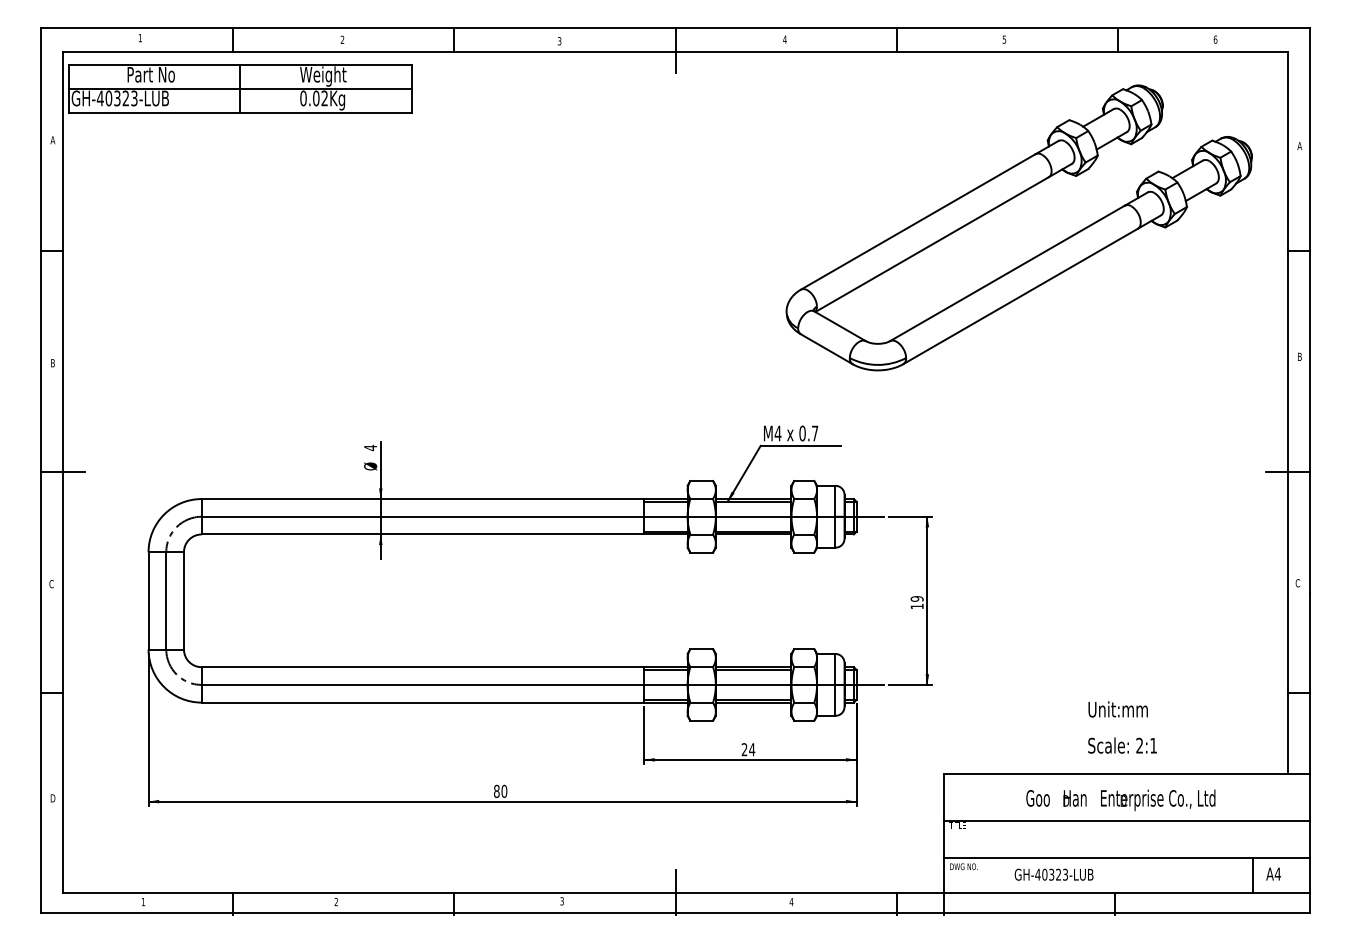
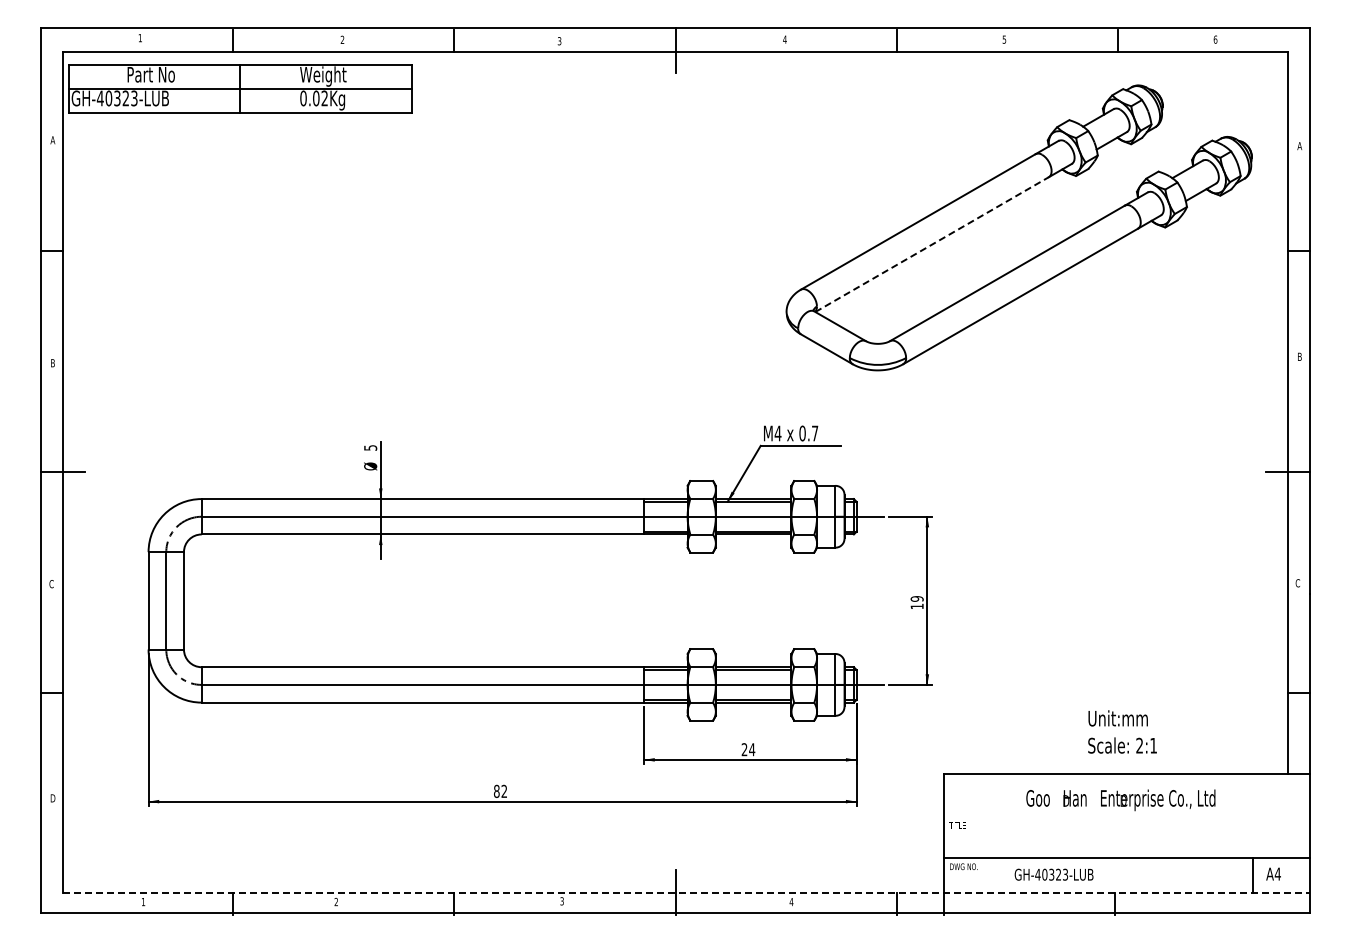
line: solid -> dashed (932, 244)
text: 4 -> 5 (370, 447)
text position: (1117, 709) -> (1117, 718) (1117, 718)
text: 80 -> 82 (504, 790)
line: present -> none (1127, 820)
line: solid -> dashed (686, 892)
